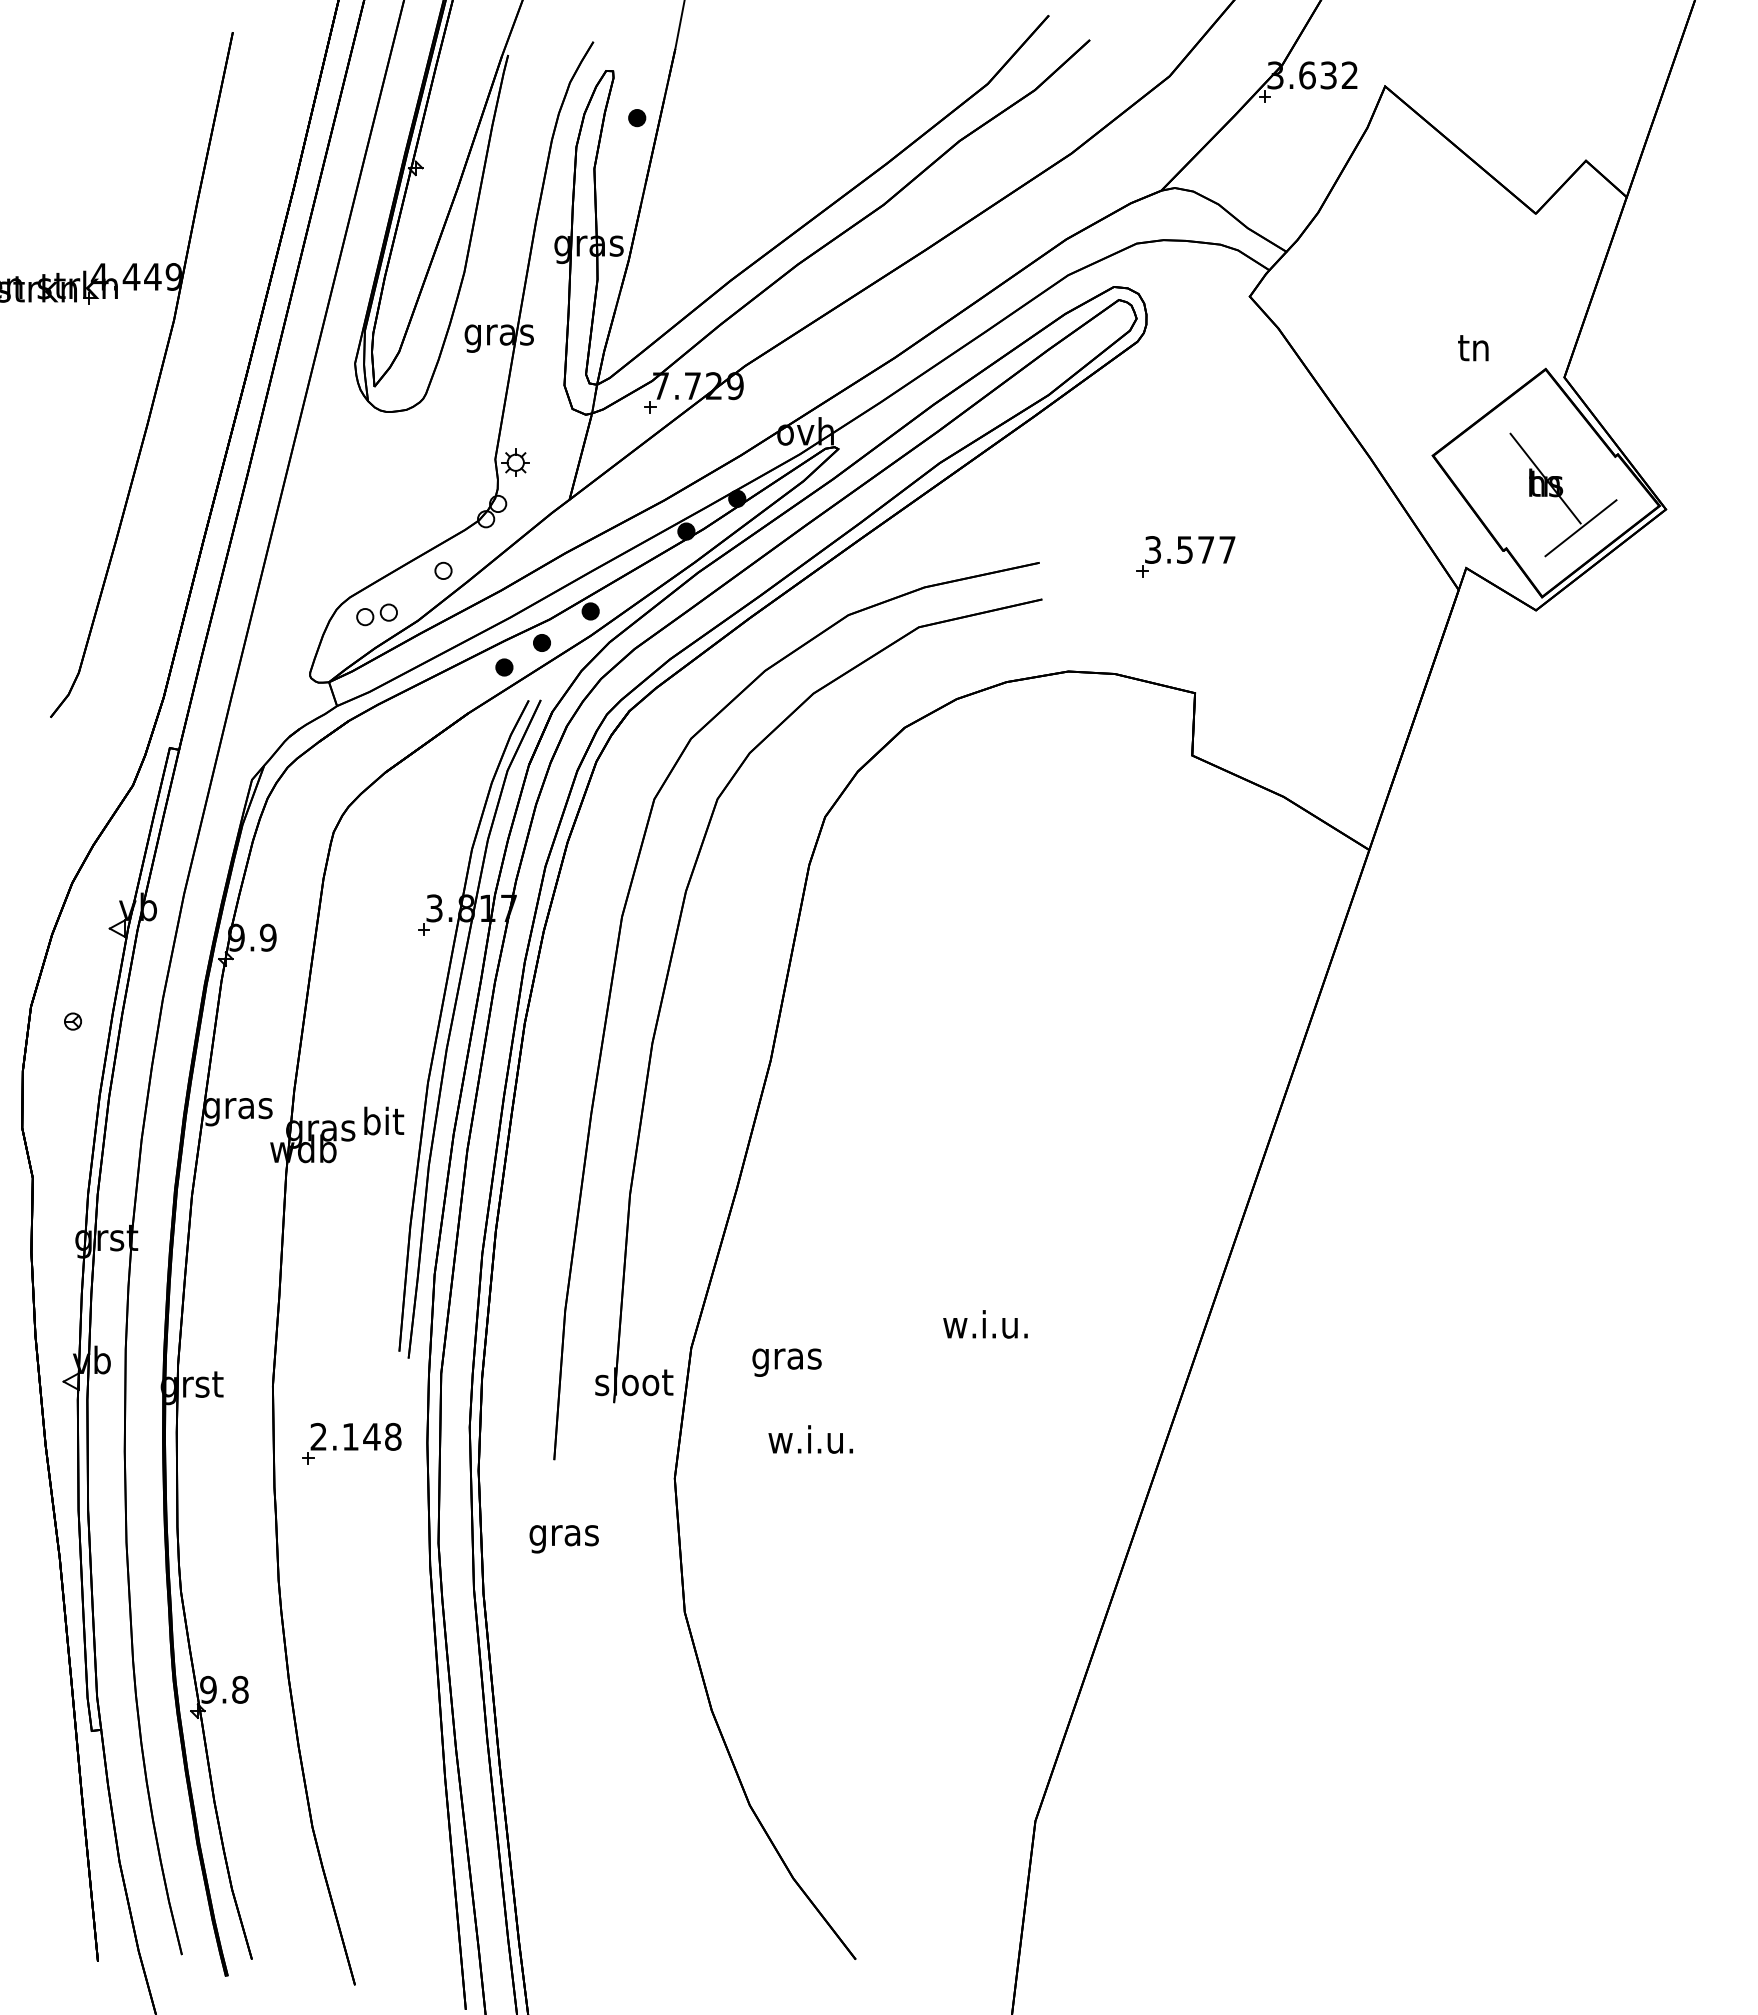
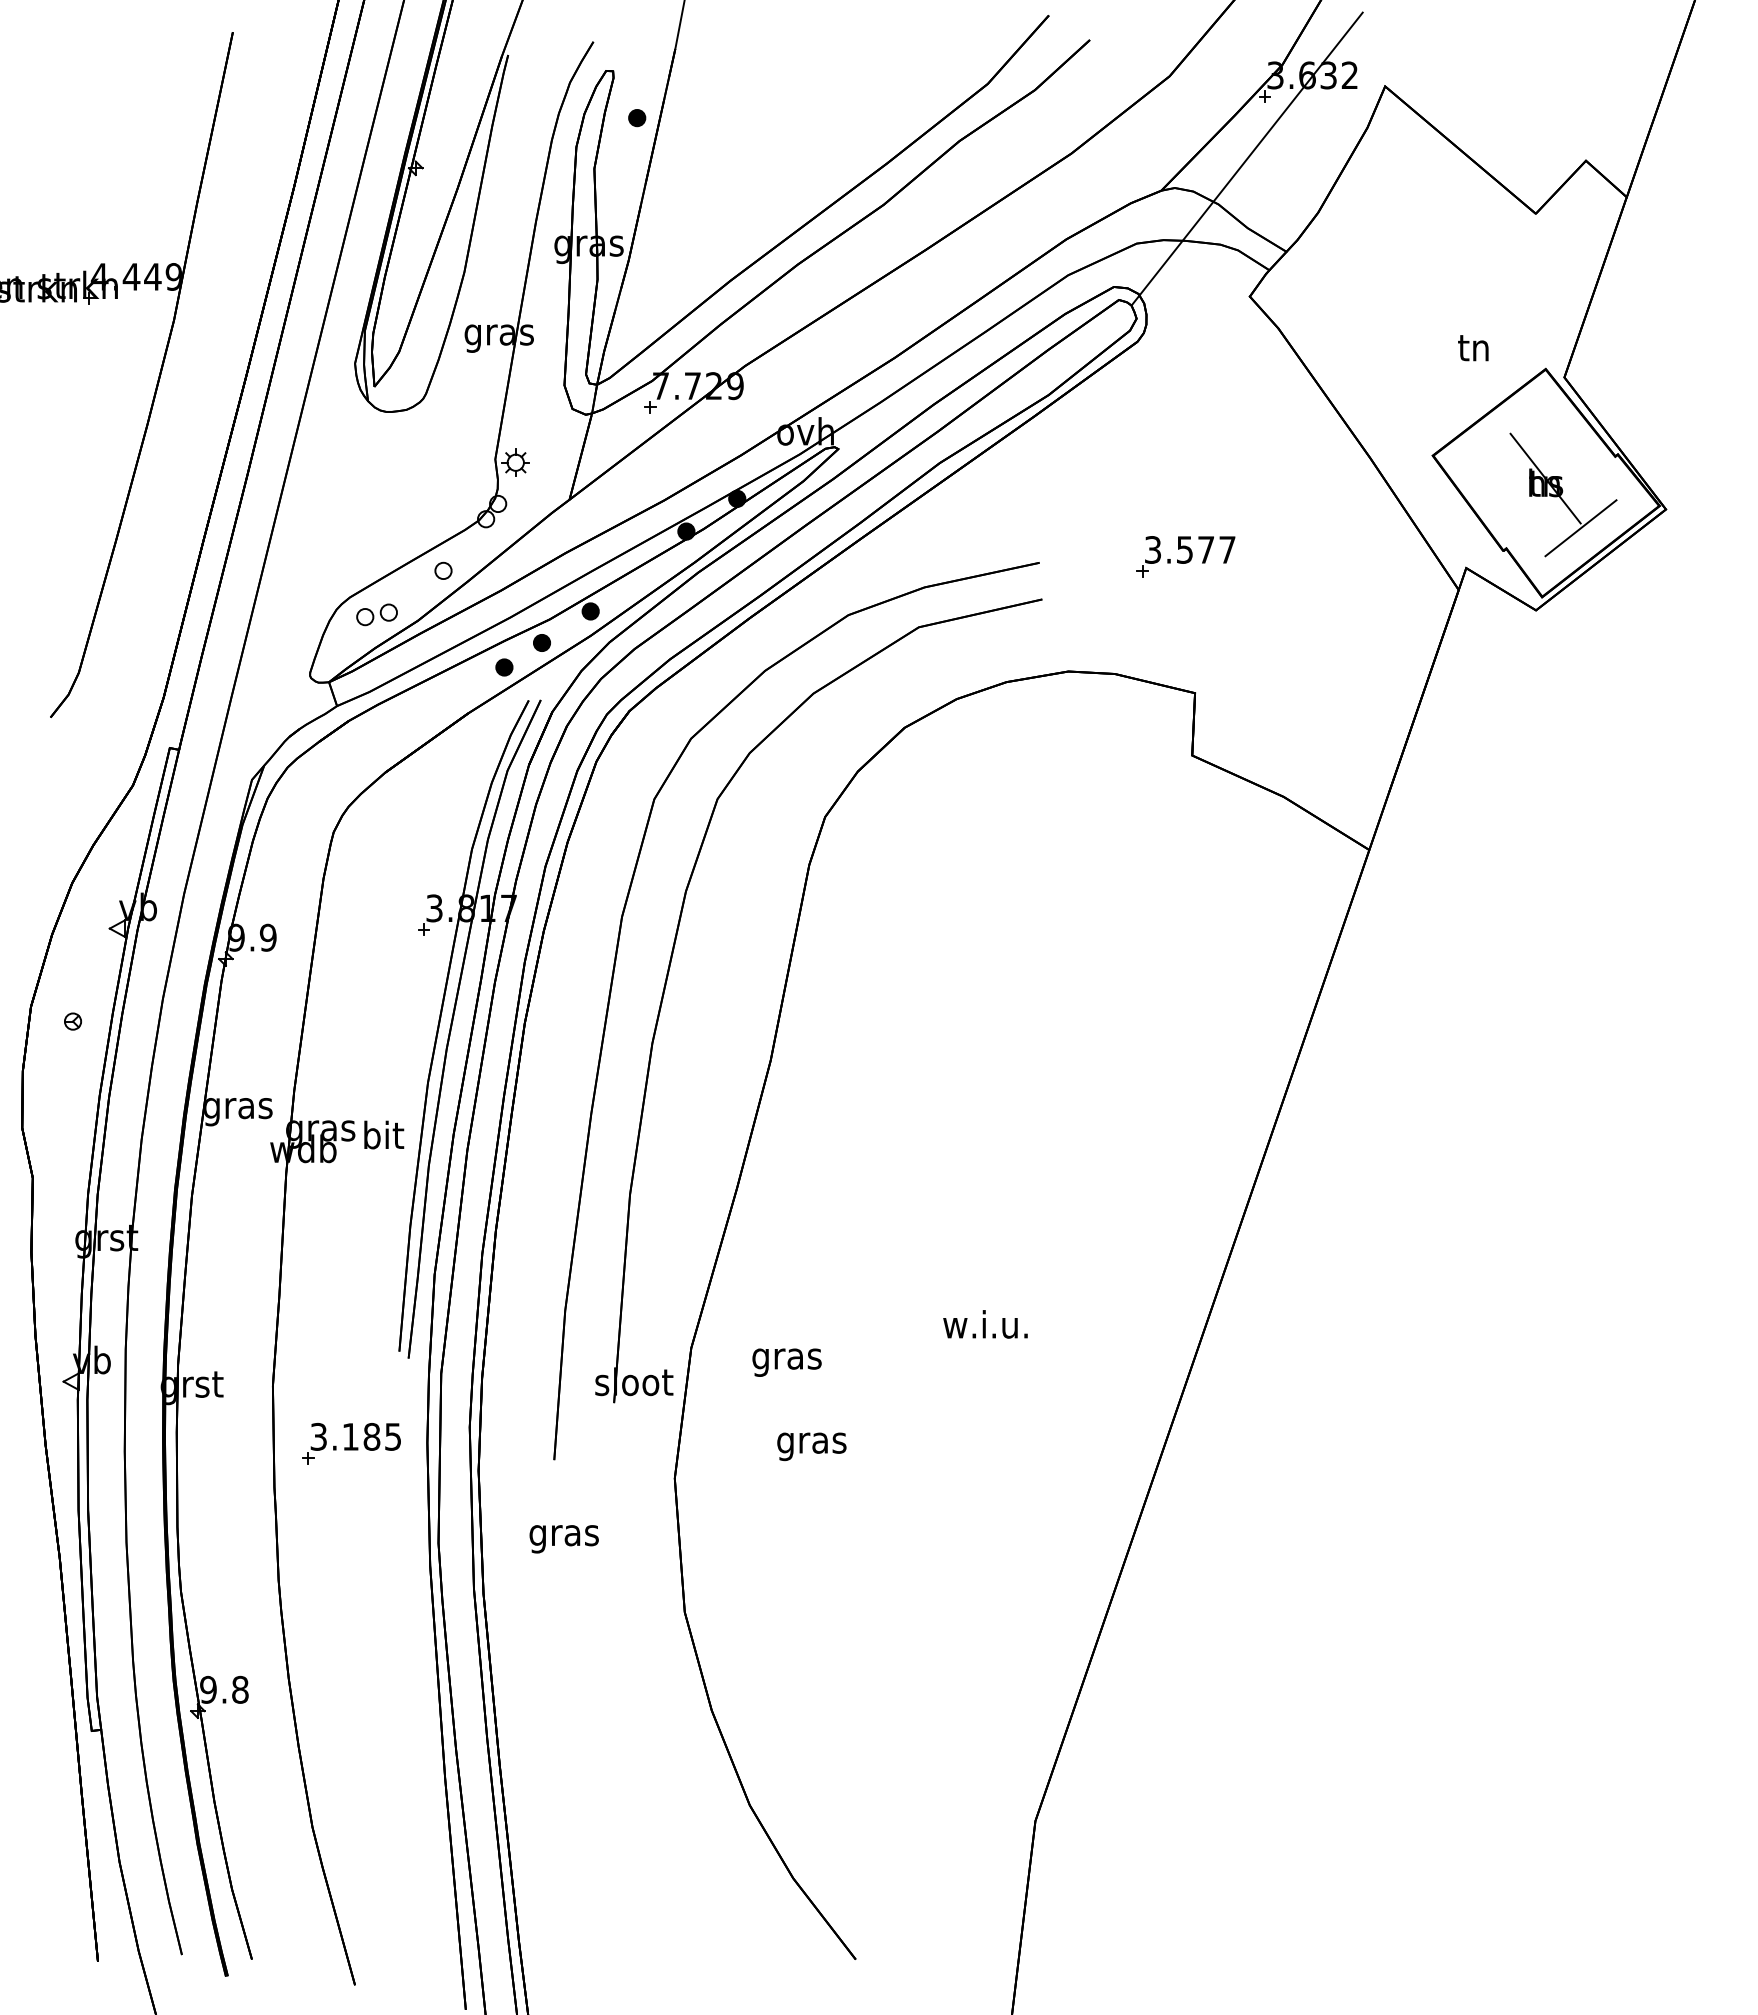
line: none -> present (1246, 158)
text position: (384, 1120) -> (384, 1134) (384, 1134)
text: 2.148 -> 3.185 (355, 1436)
text: w.i.u. -> gras (810, 1443)
